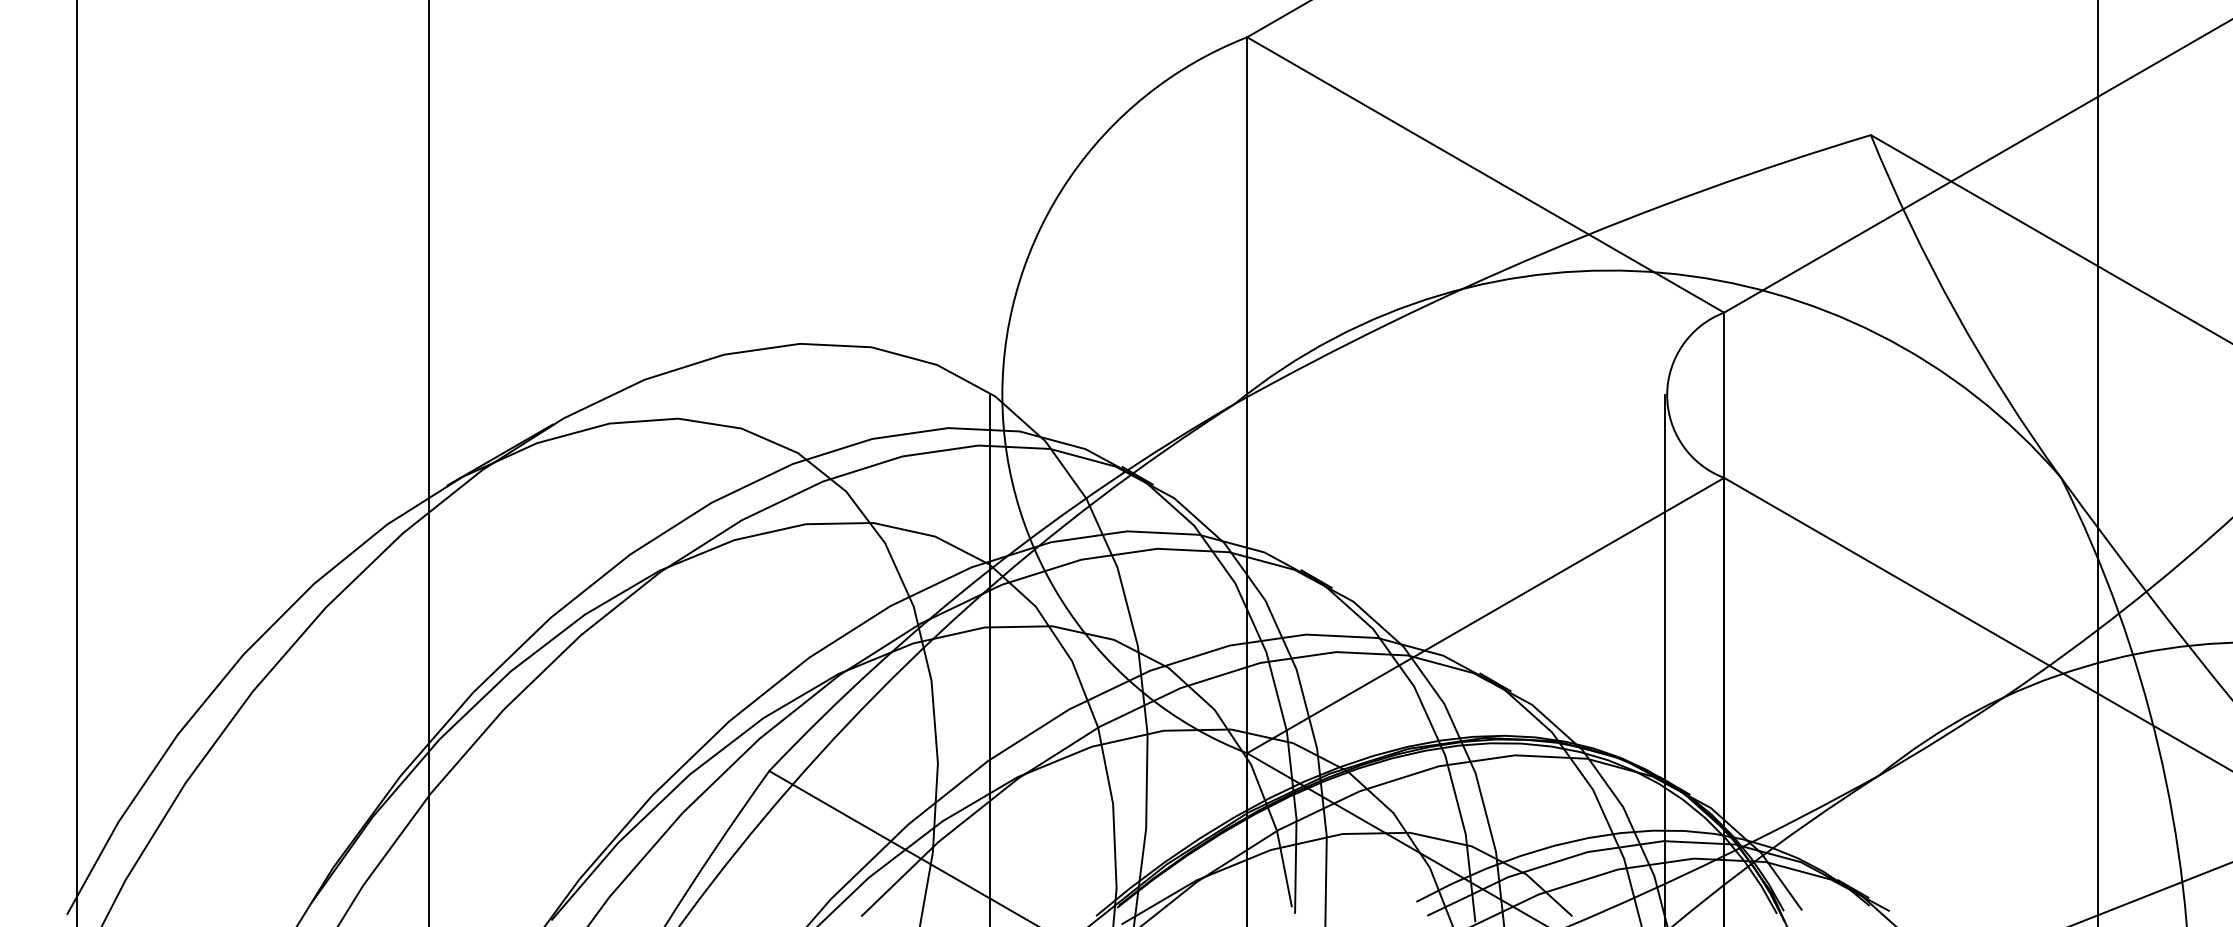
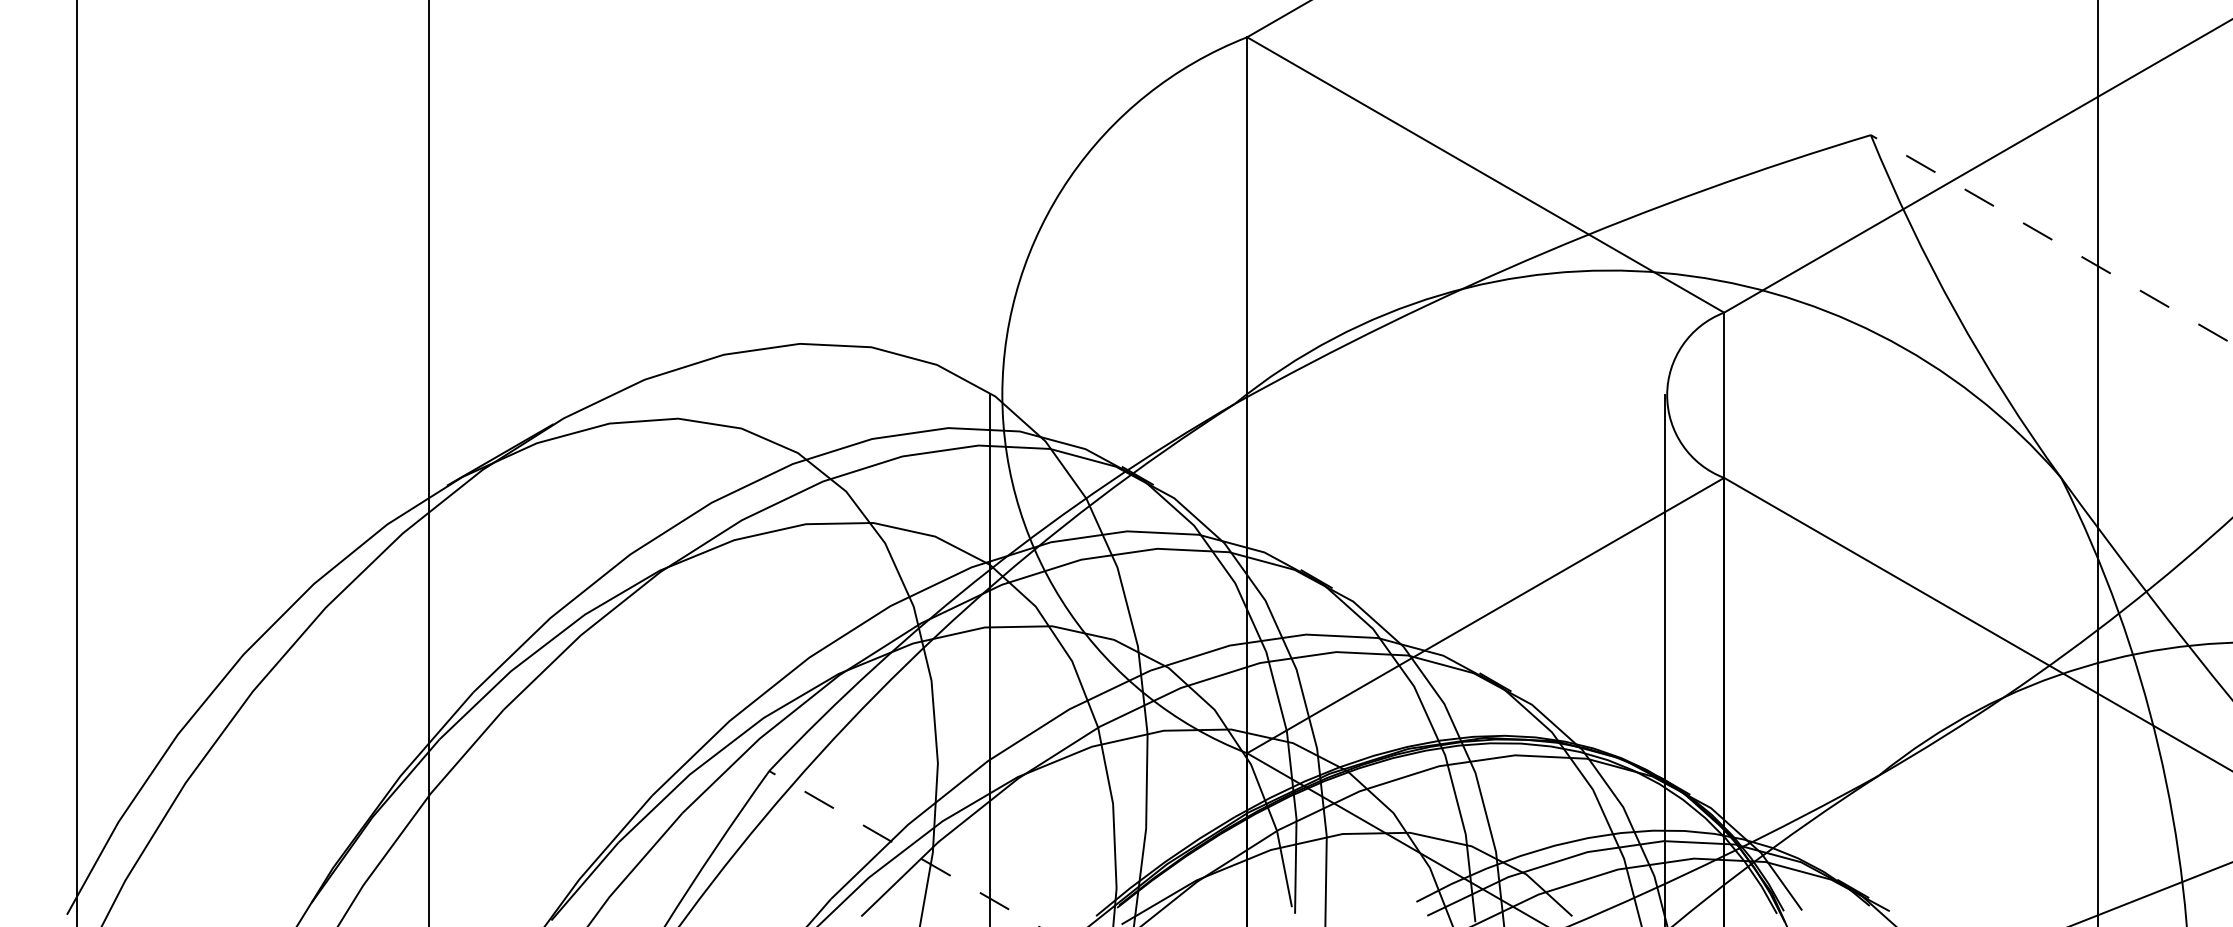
line: solid -> dashed (2051, 239)
line: solid -> dashed (903, 848)
